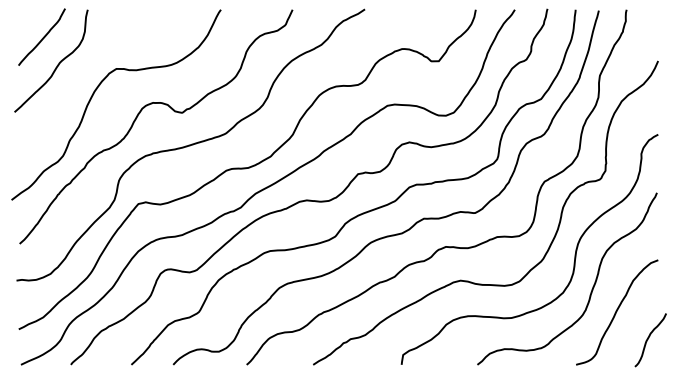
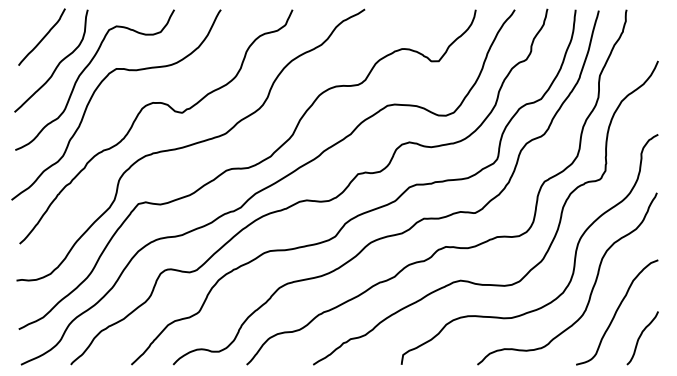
curve: none -> present (83, 72)
curve position: (649, 338) -> (641, 336) (641, 336)
